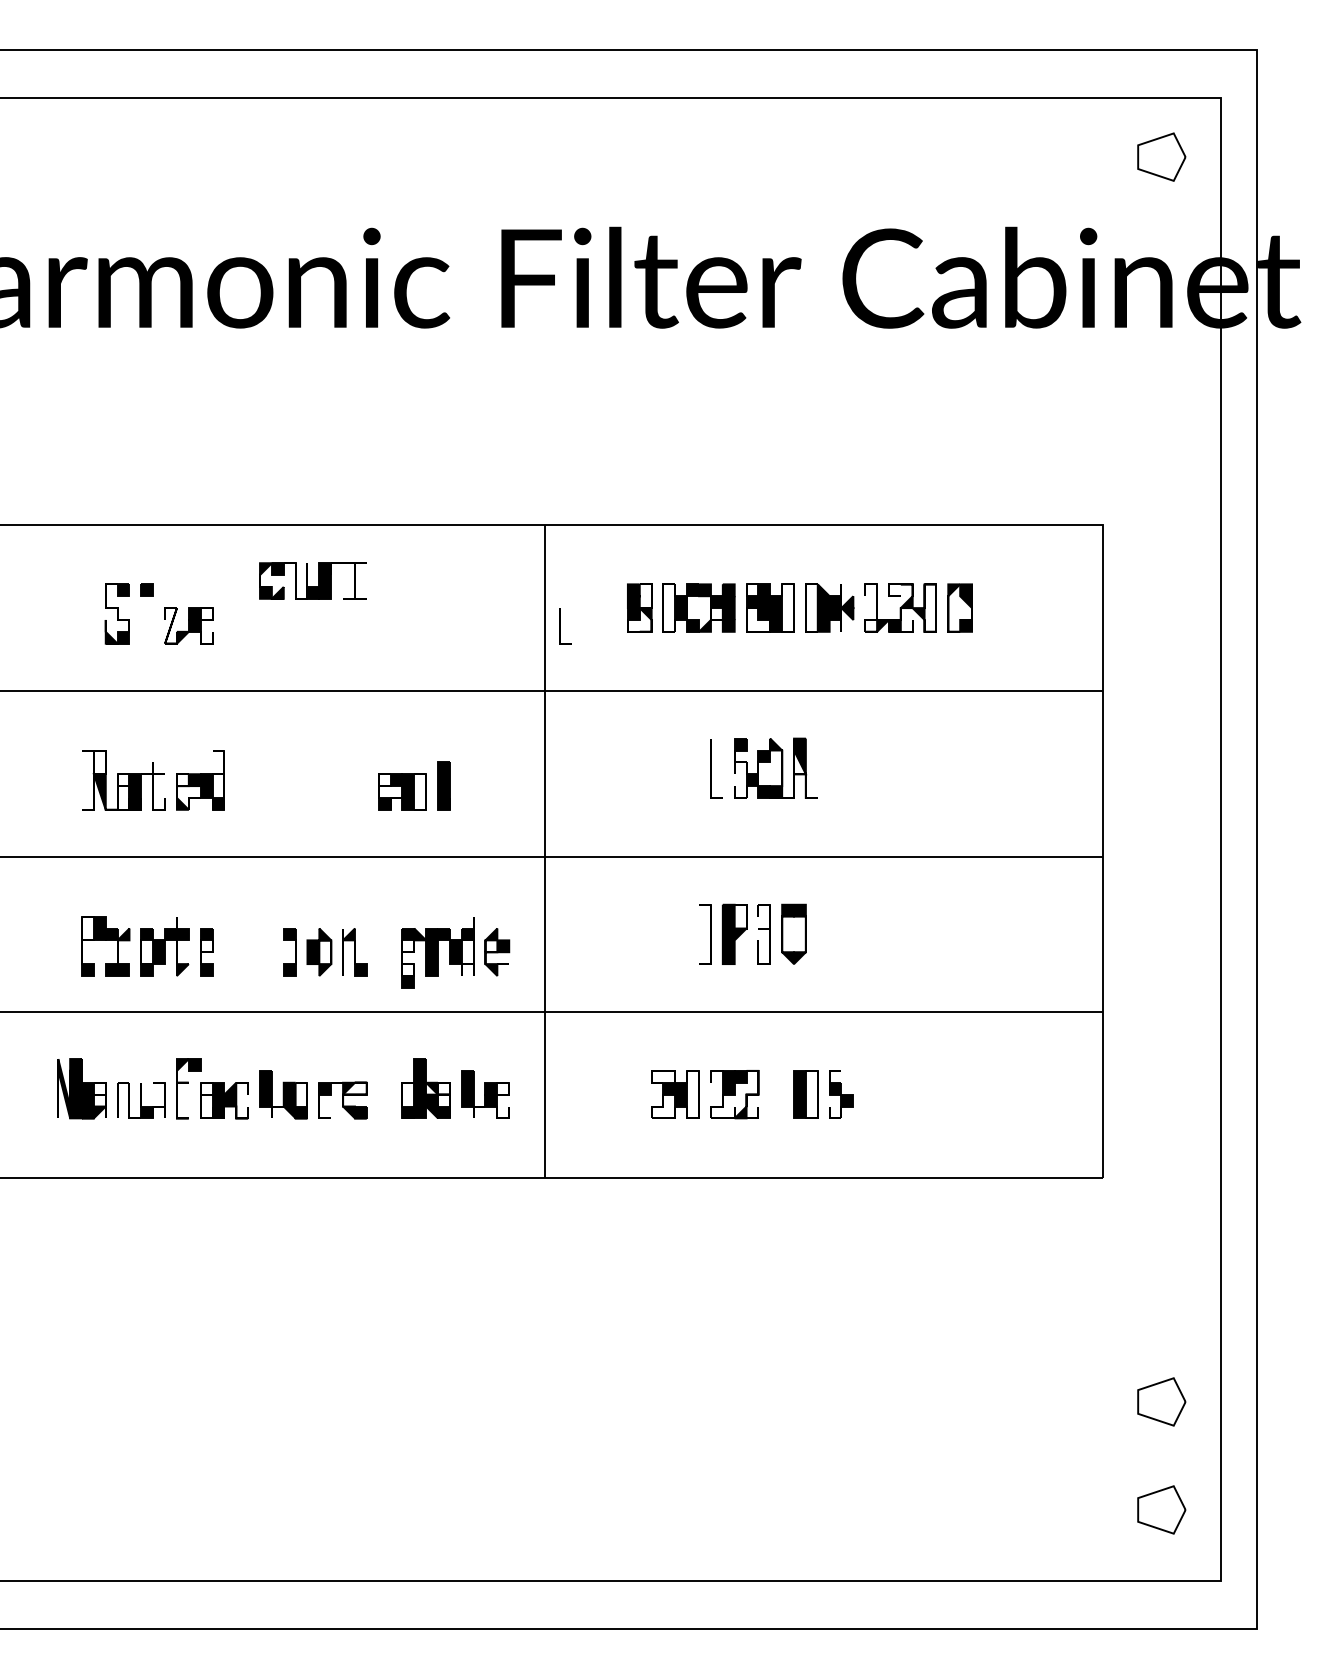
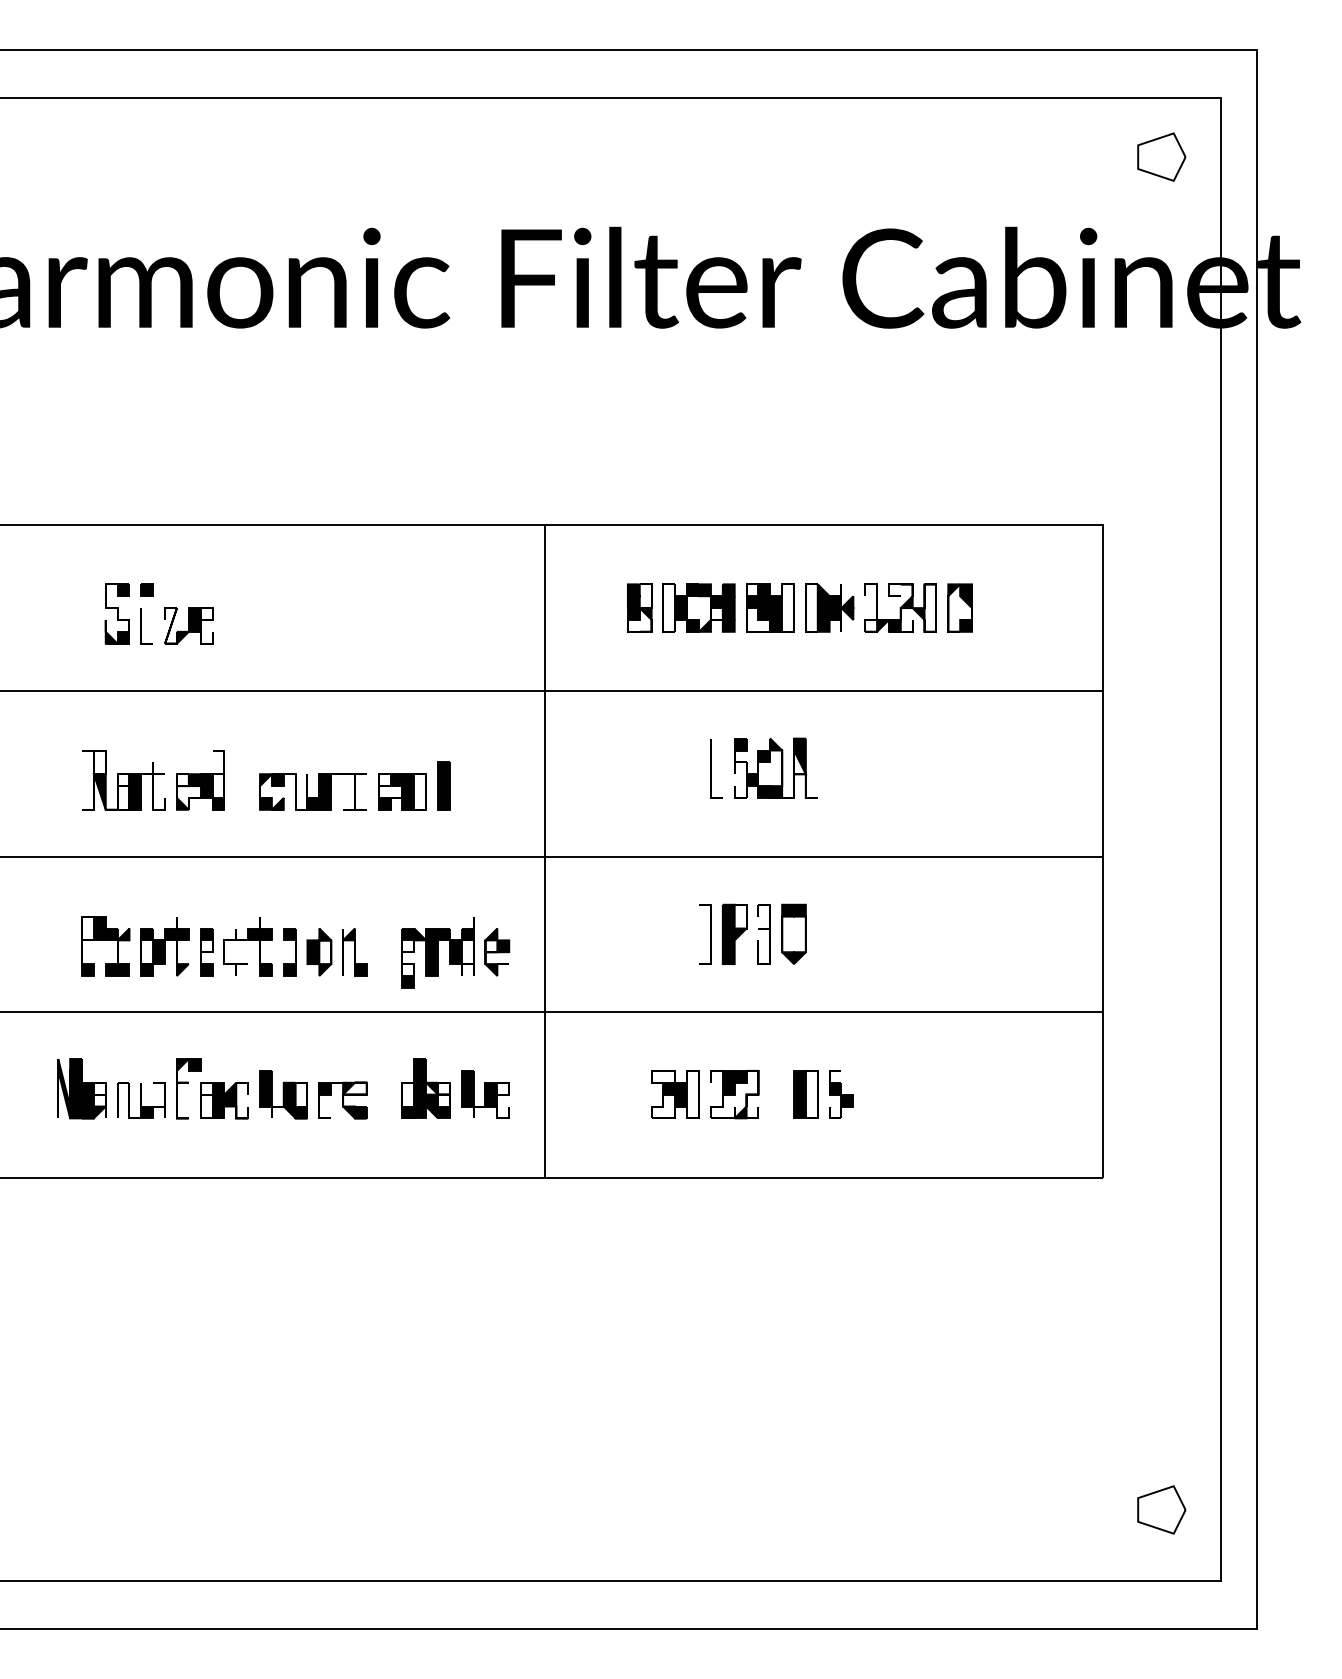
part position: (312, 580) -> (312, 791) (312, 791)
part position: (565, 626) -> (146, 626) (146, 626)
part: none -> present (247, 946)
part: present -> none (1161, 1401)
